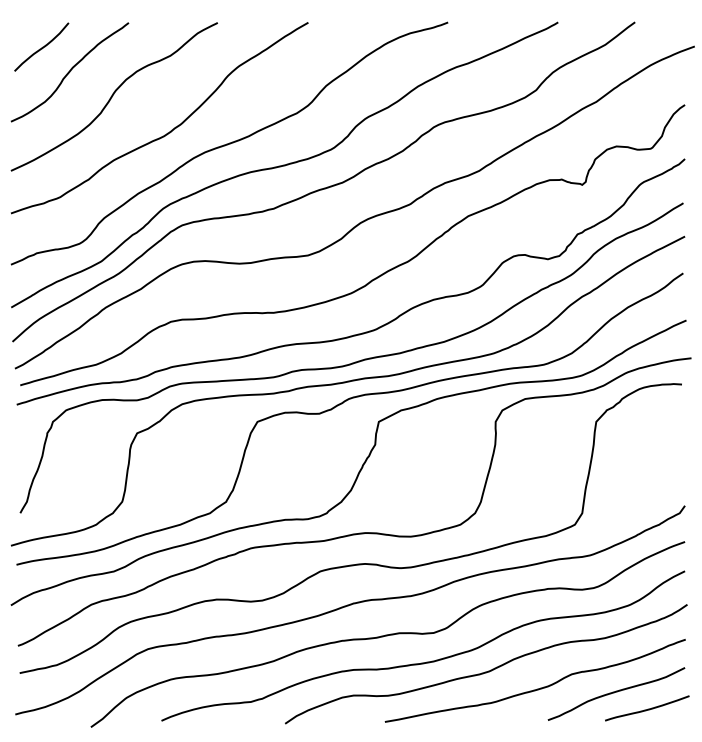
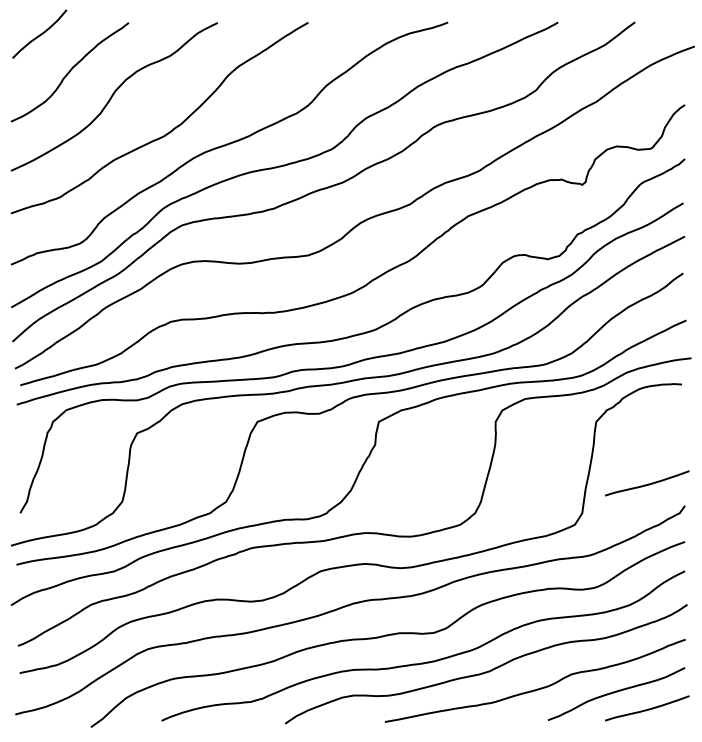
curve position: (42, 46) -> (40, 33) (40, 33)
curve: none -> present (648, 483)
